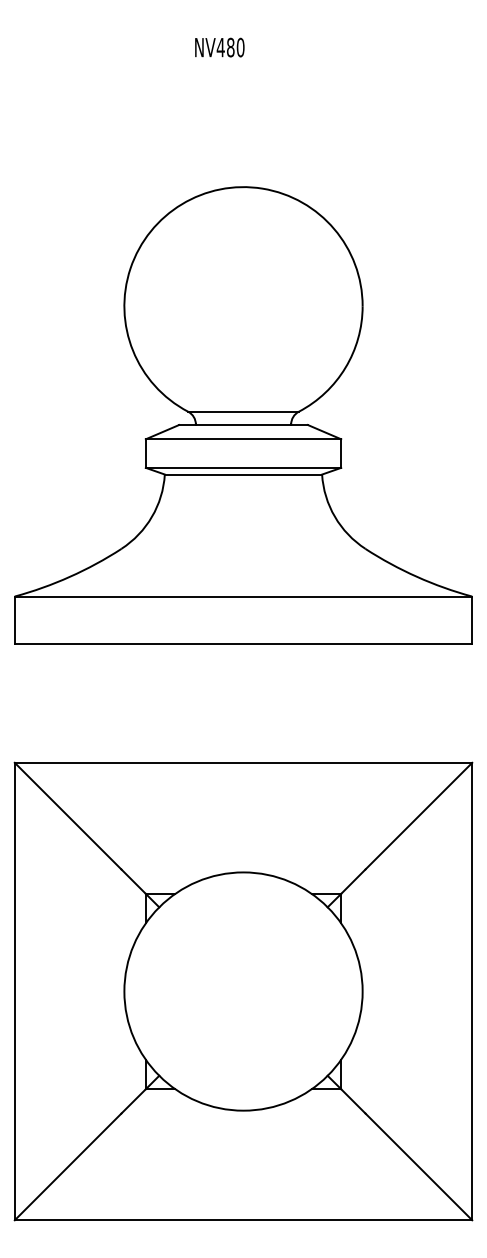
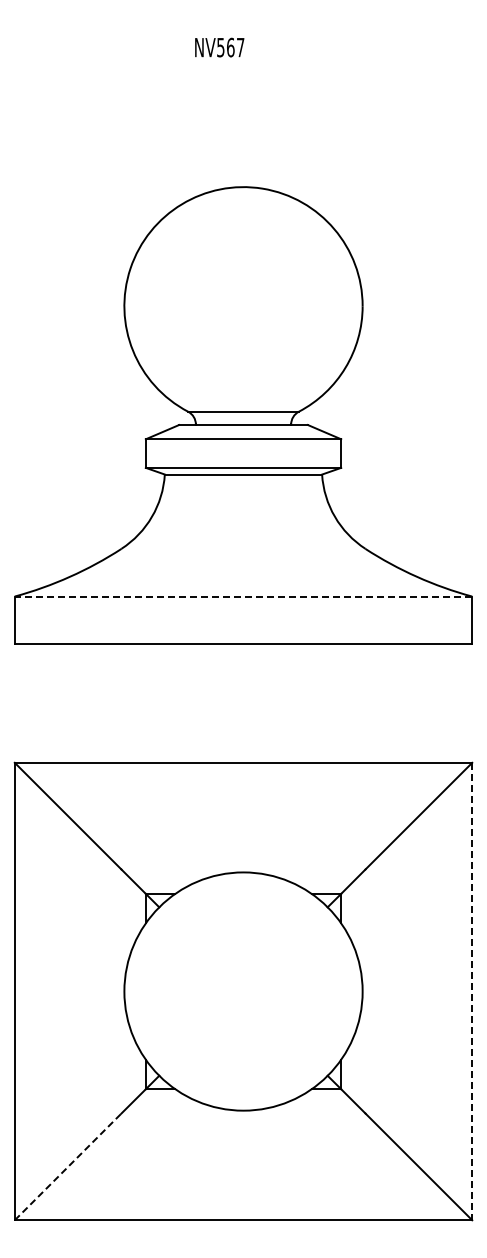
text: NV480 -> NV567 (230, 47)
line: solid -> dashed (243, 596)
line: solid -> dashed (472, 991)
line: solid -> dashed (68, 1166)
